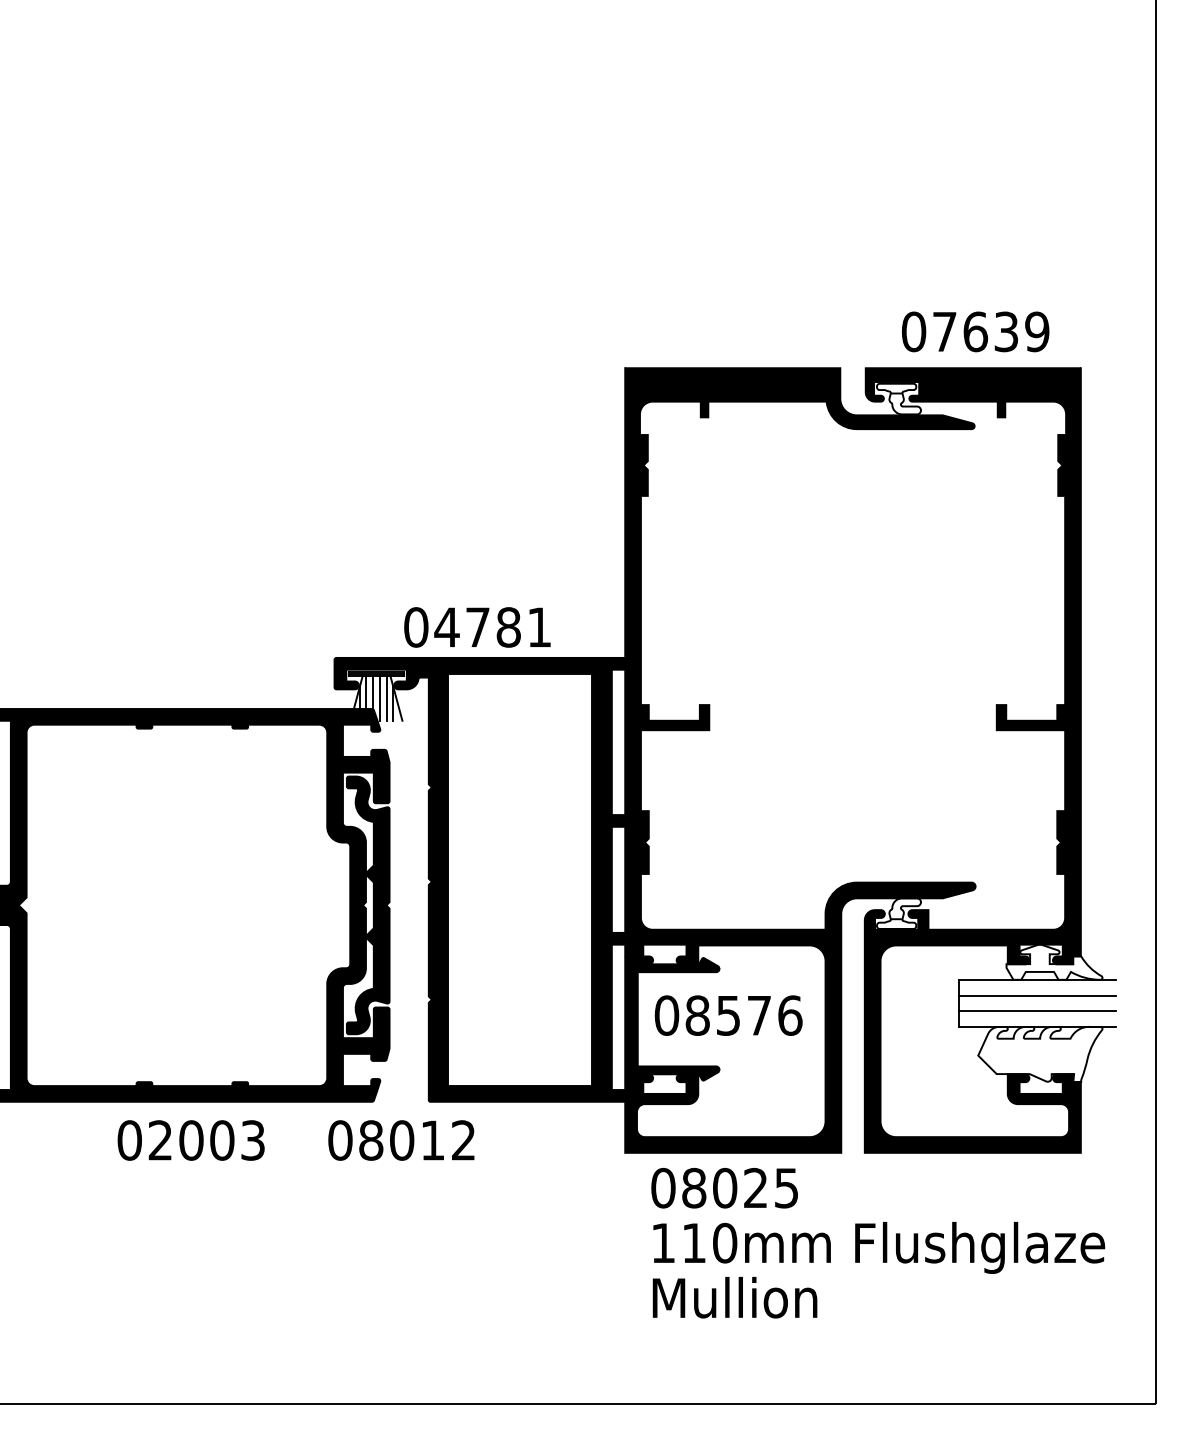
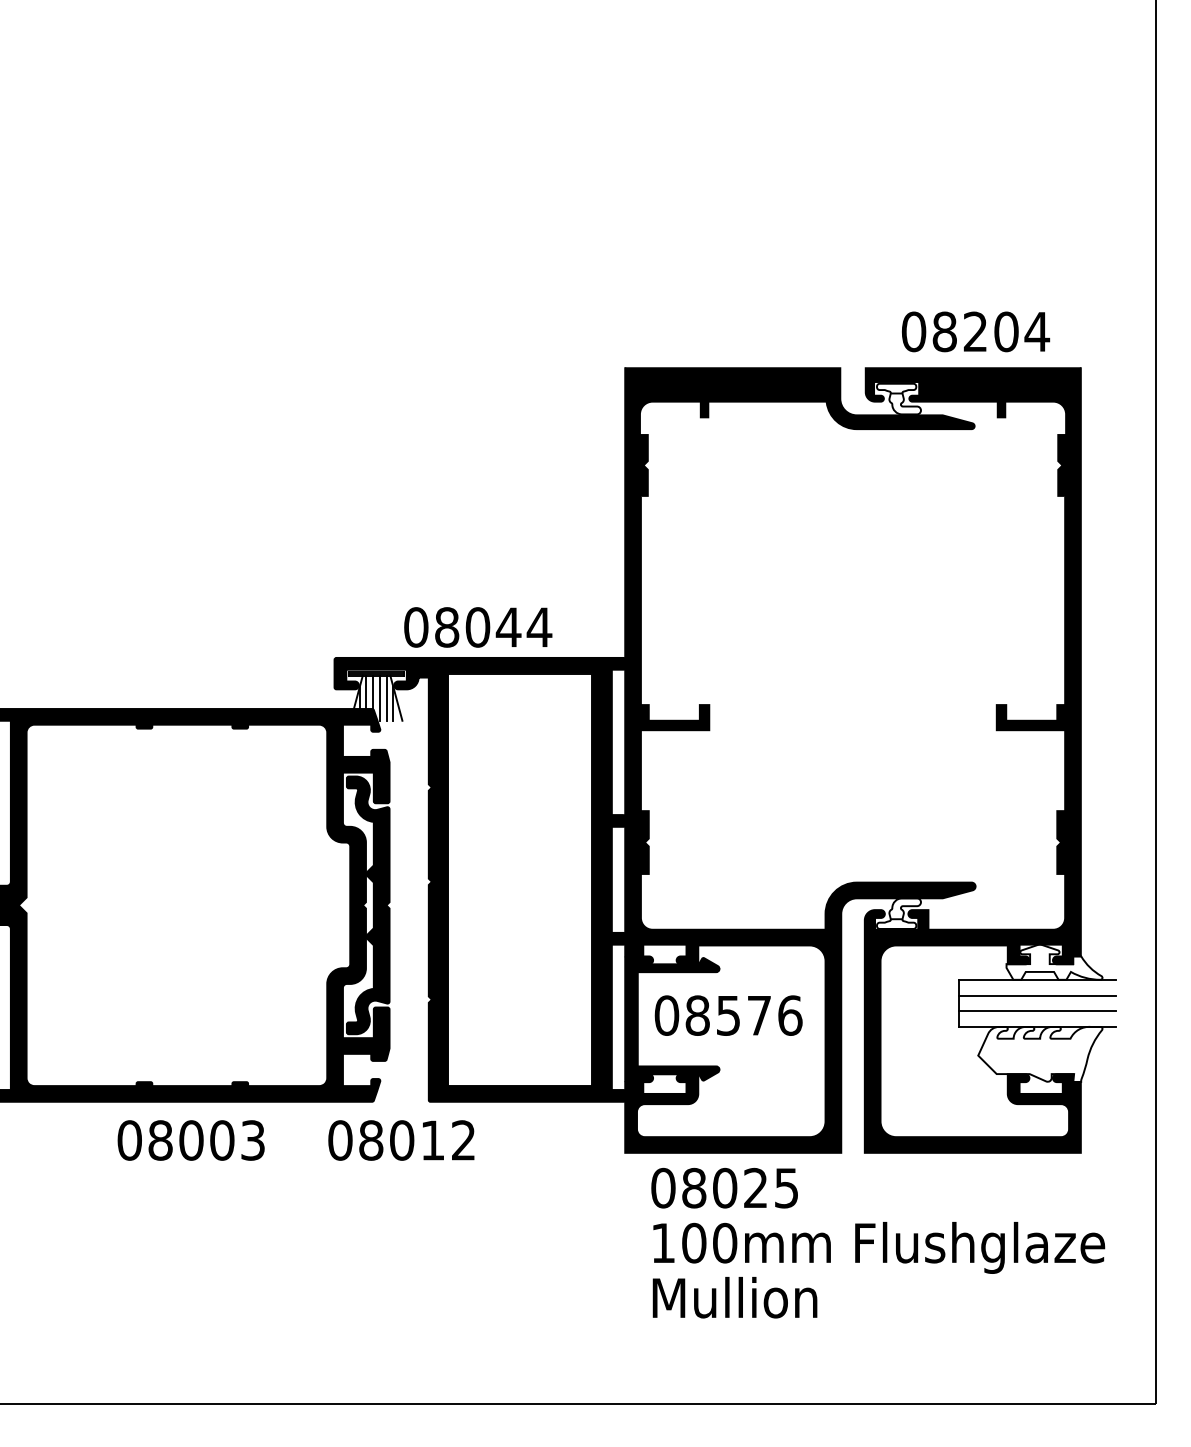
text: 07639 -> 08204 (991, 331)
text: 04781 -> 08044 (493, 627)
text: 02003 -> 08003 (160, 1140)
text: 110mm -> 100mm (694, 1242)
